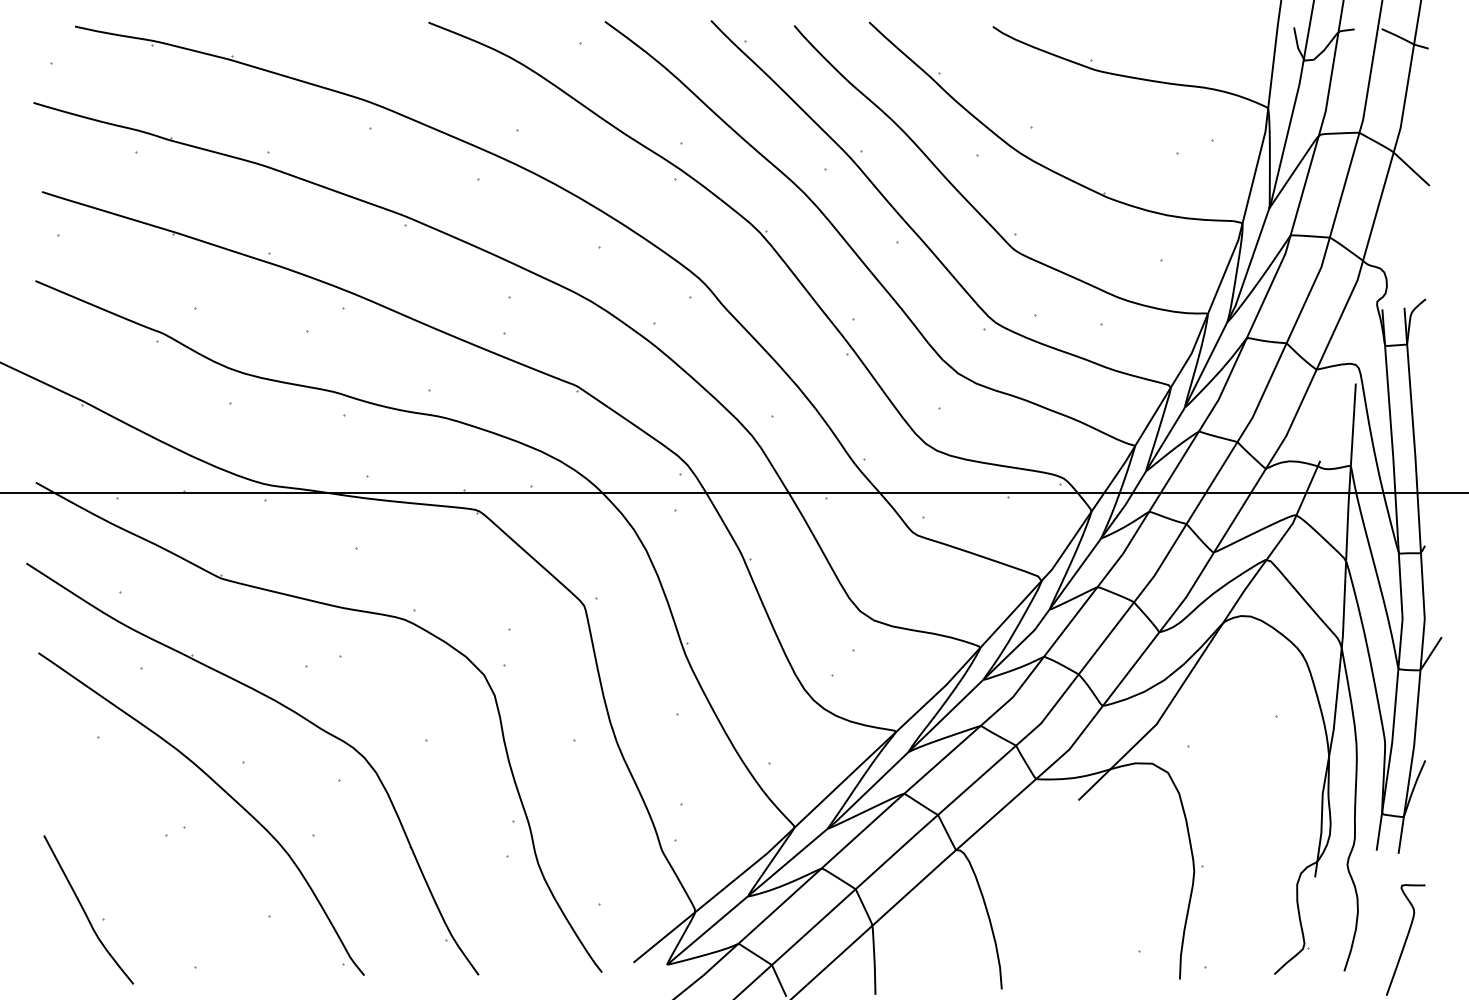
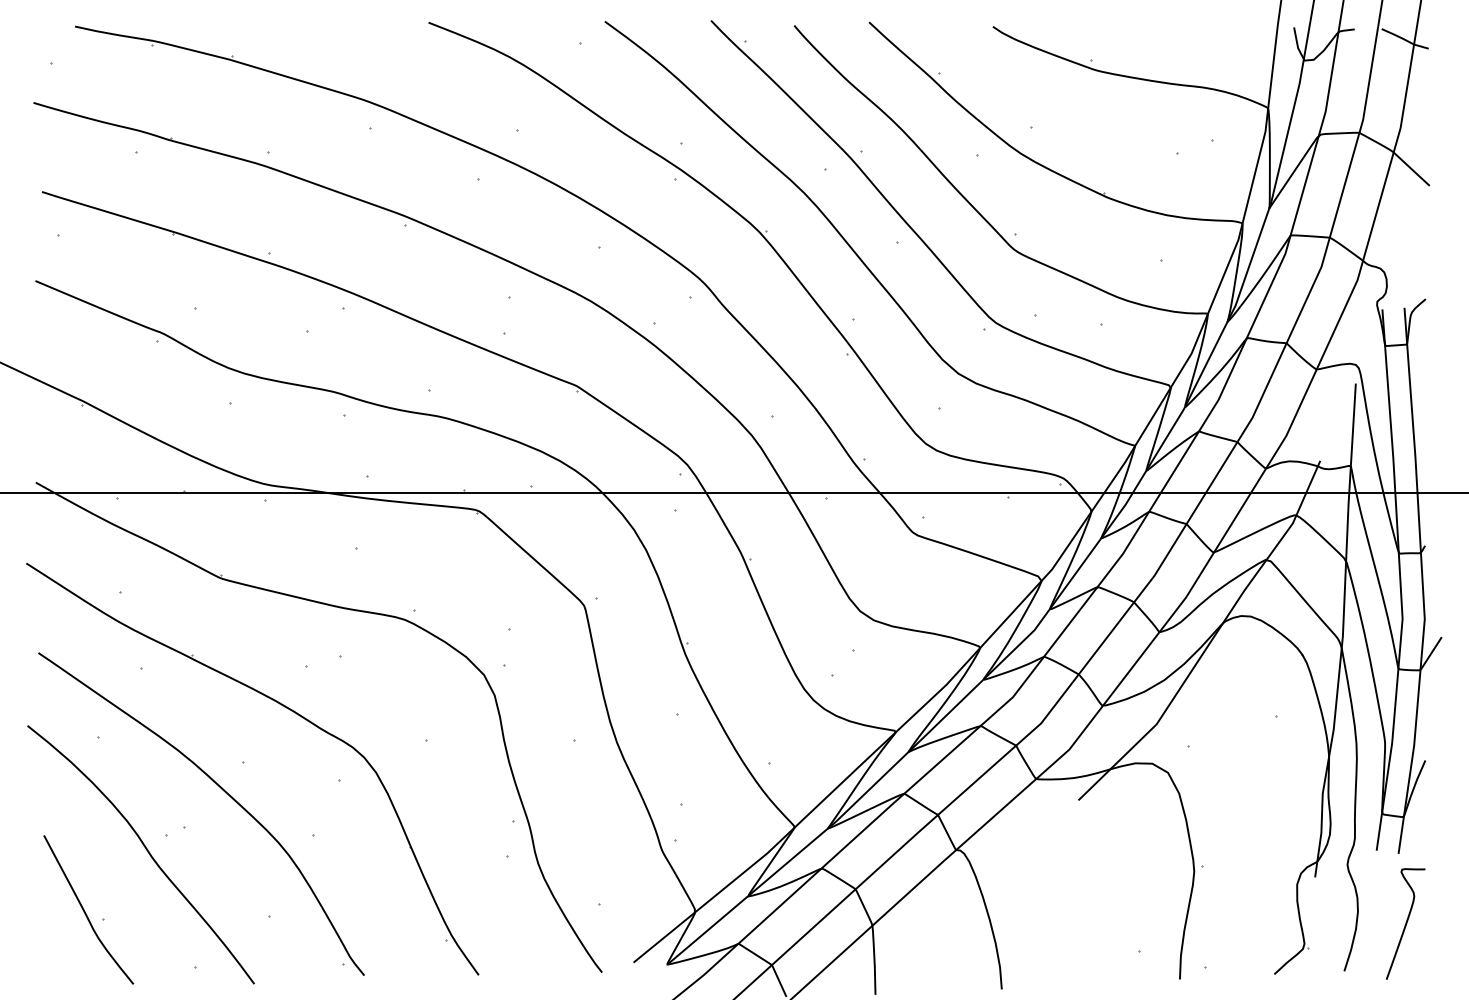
curve: none -> present (145, 849)
curve position: (1405, 939) -> (1405, 923) (1405, 923)
